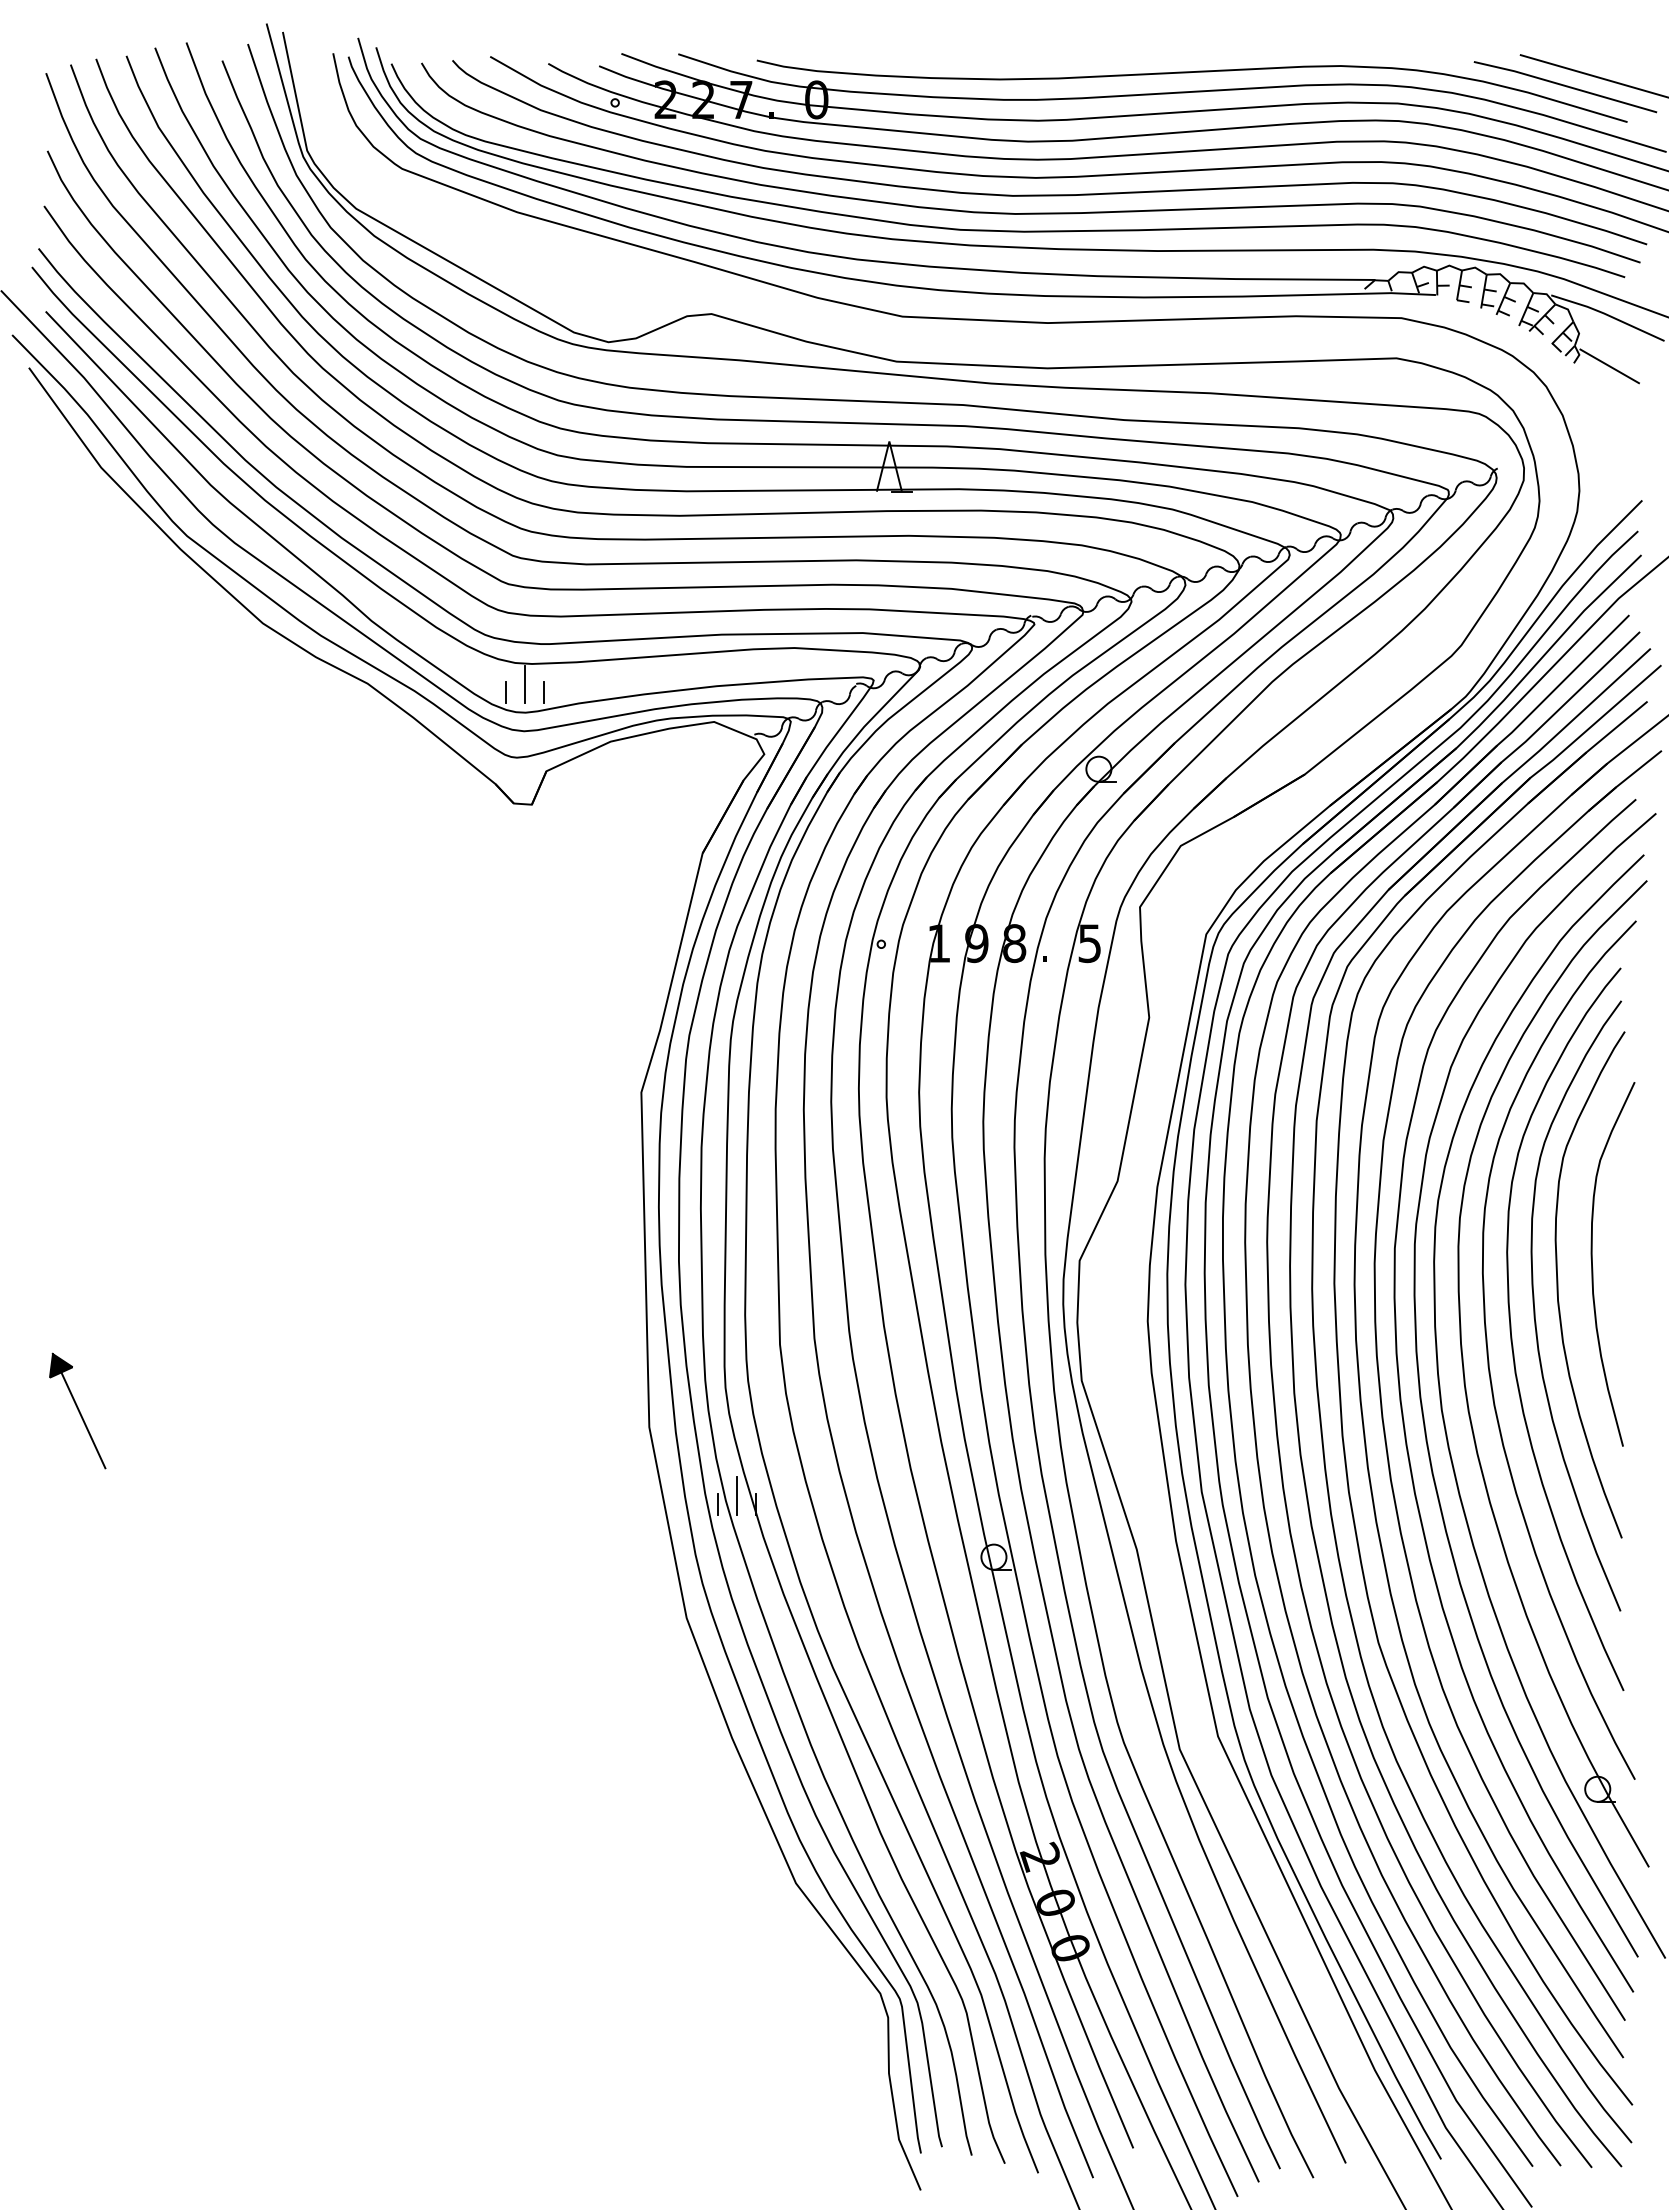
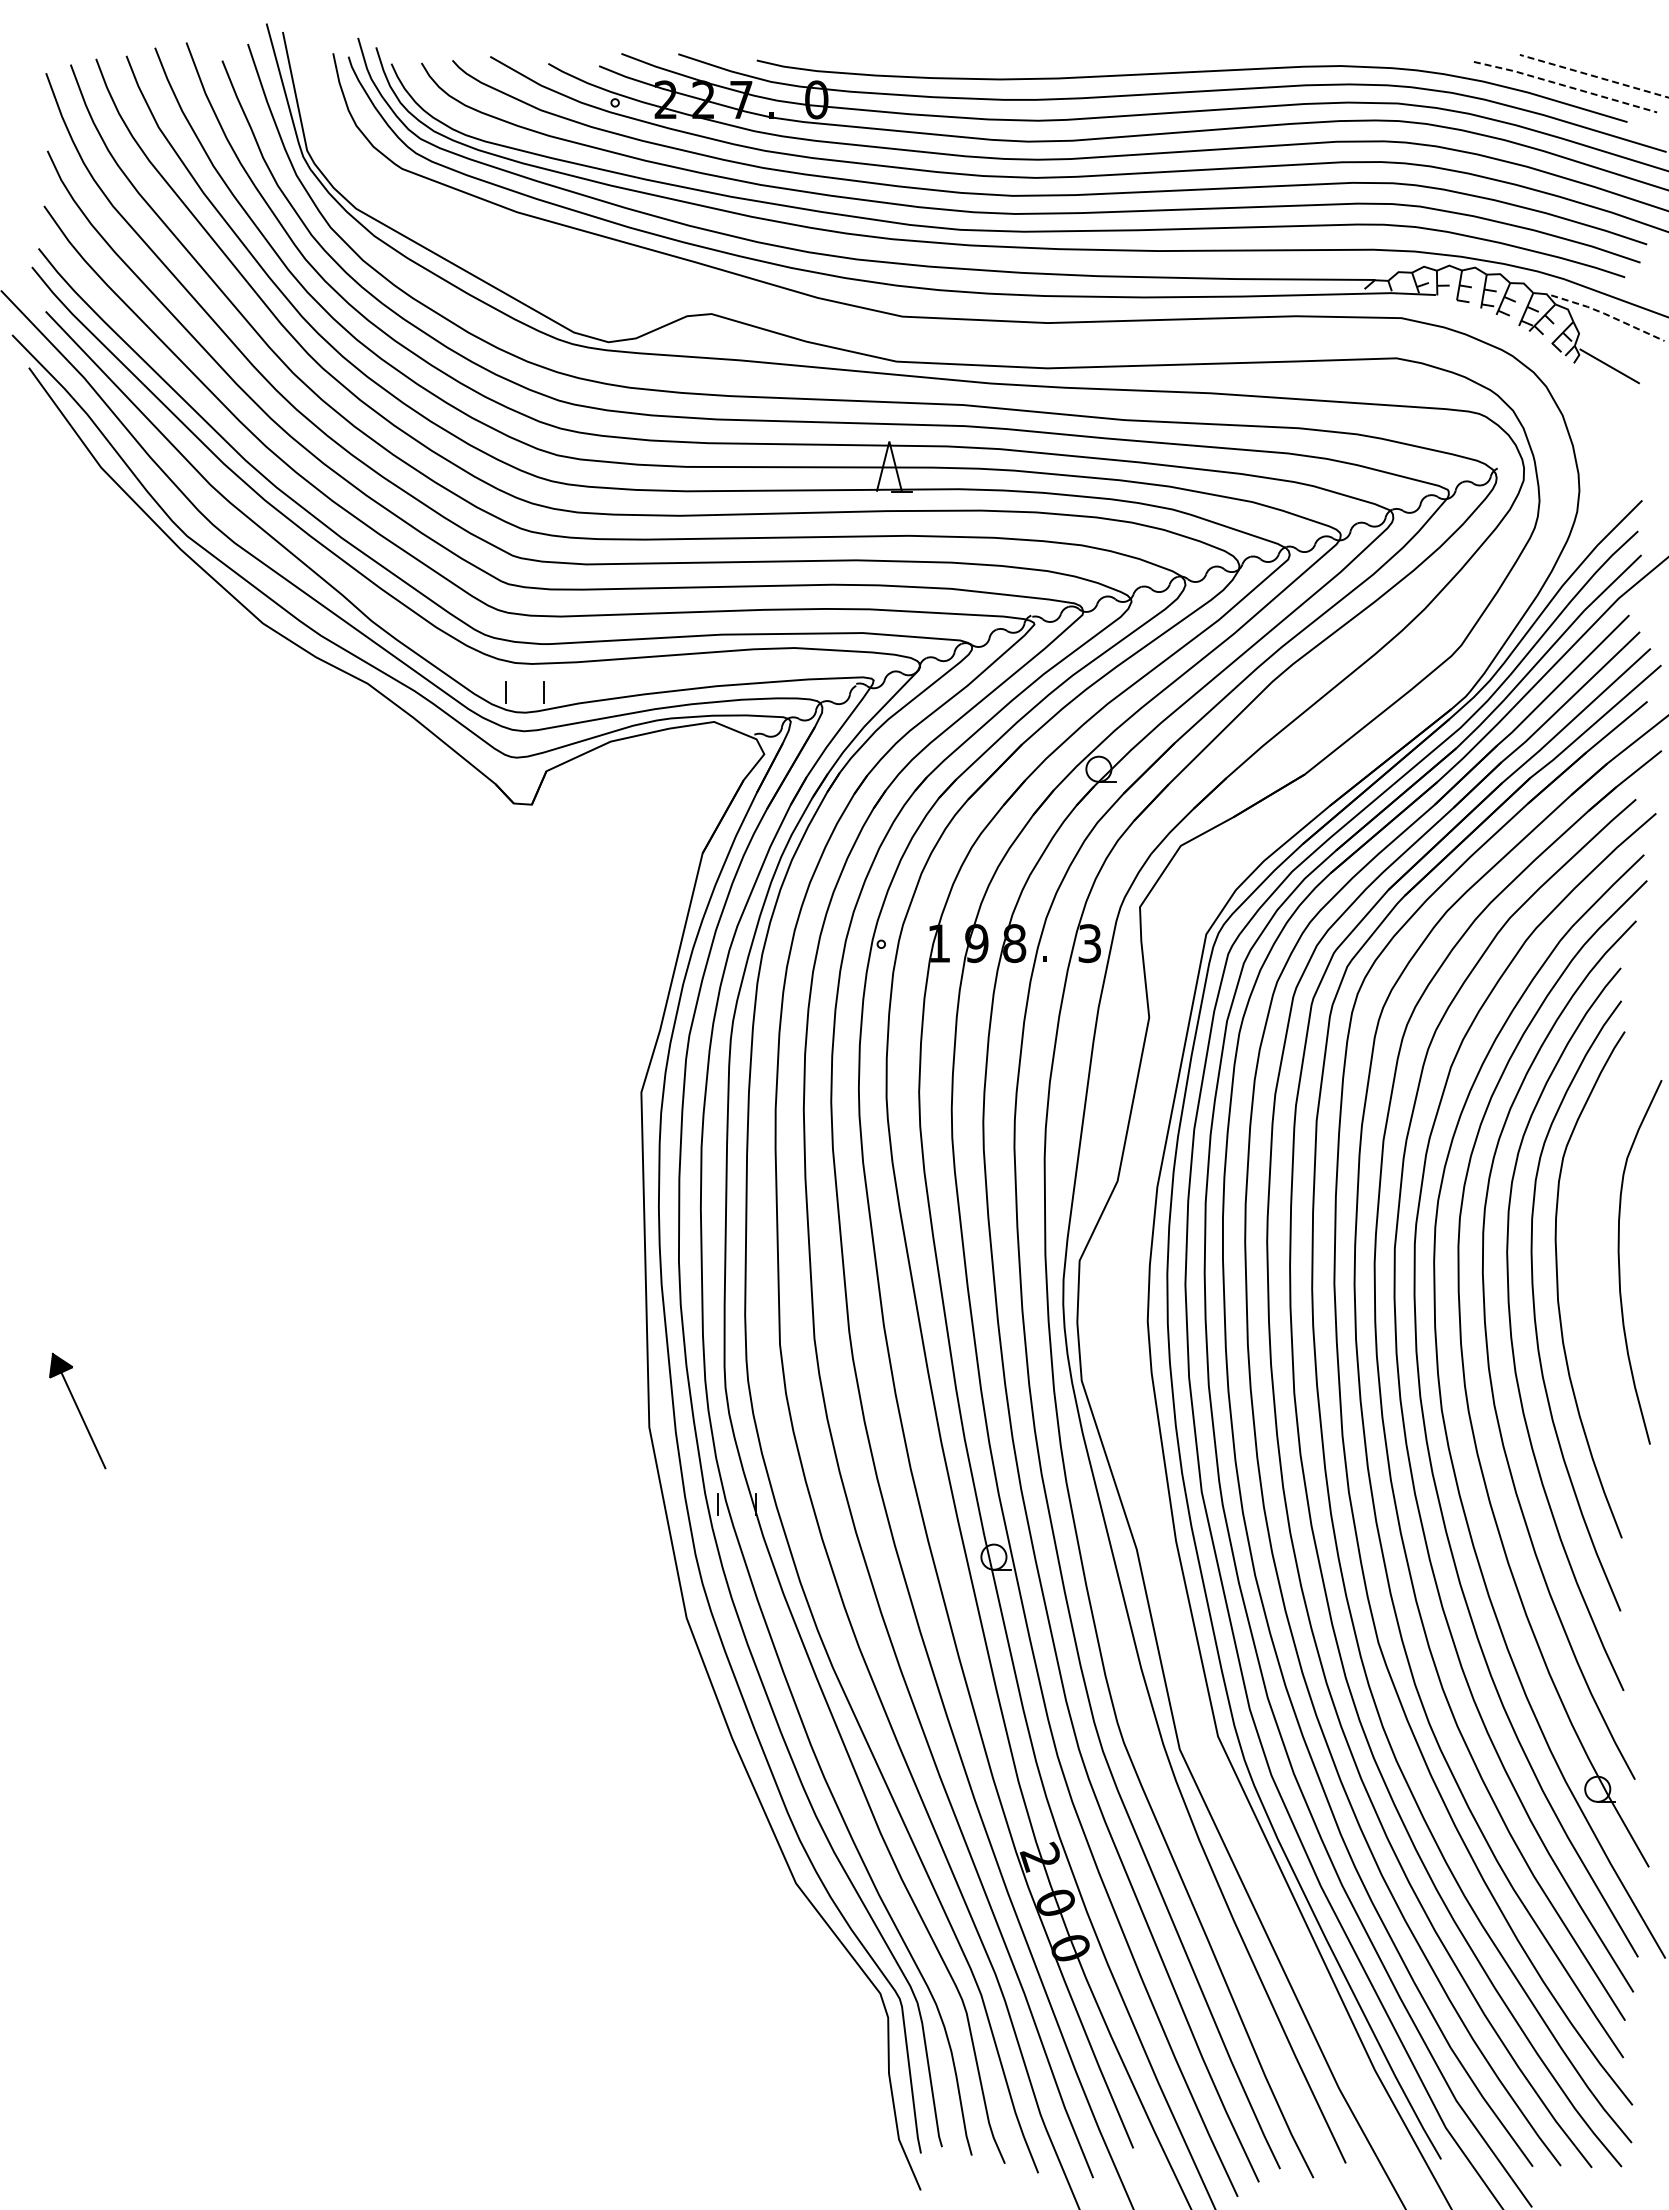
line: solid -> dashed (1594, 76)
line: solid -> dashed (1565, 85)
line: solid -> dashed (1607, 315)
line: present -> none (525, 684)
text: 5 -> 3 (1089, 943)
curve position: (1593, 1268) -> (1620, 1266) (1620, 1266)
line: present -> none (736, 1496)
